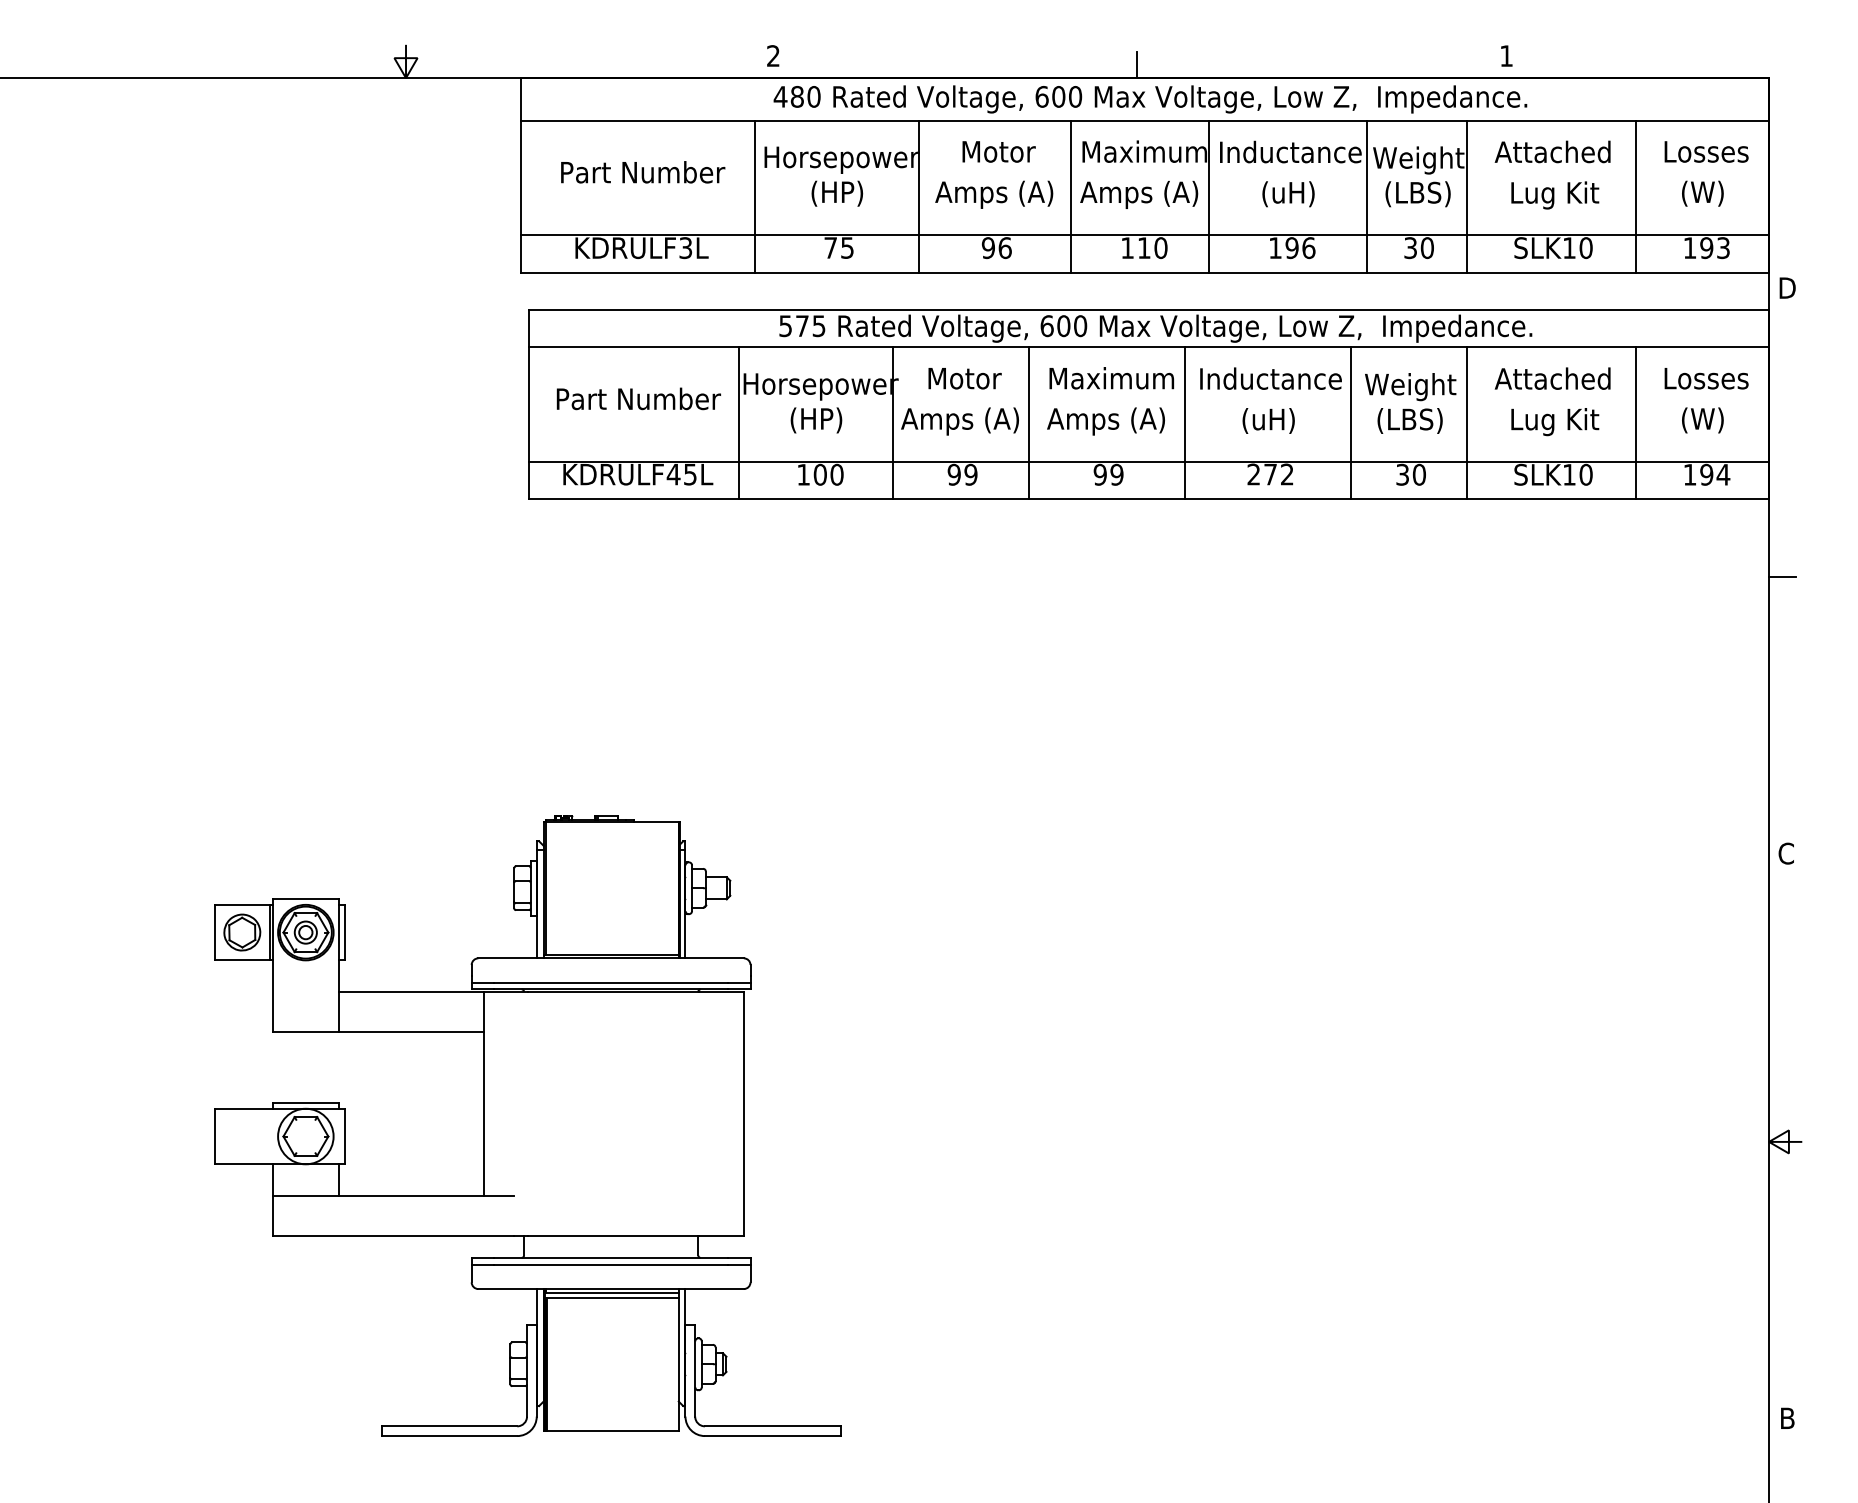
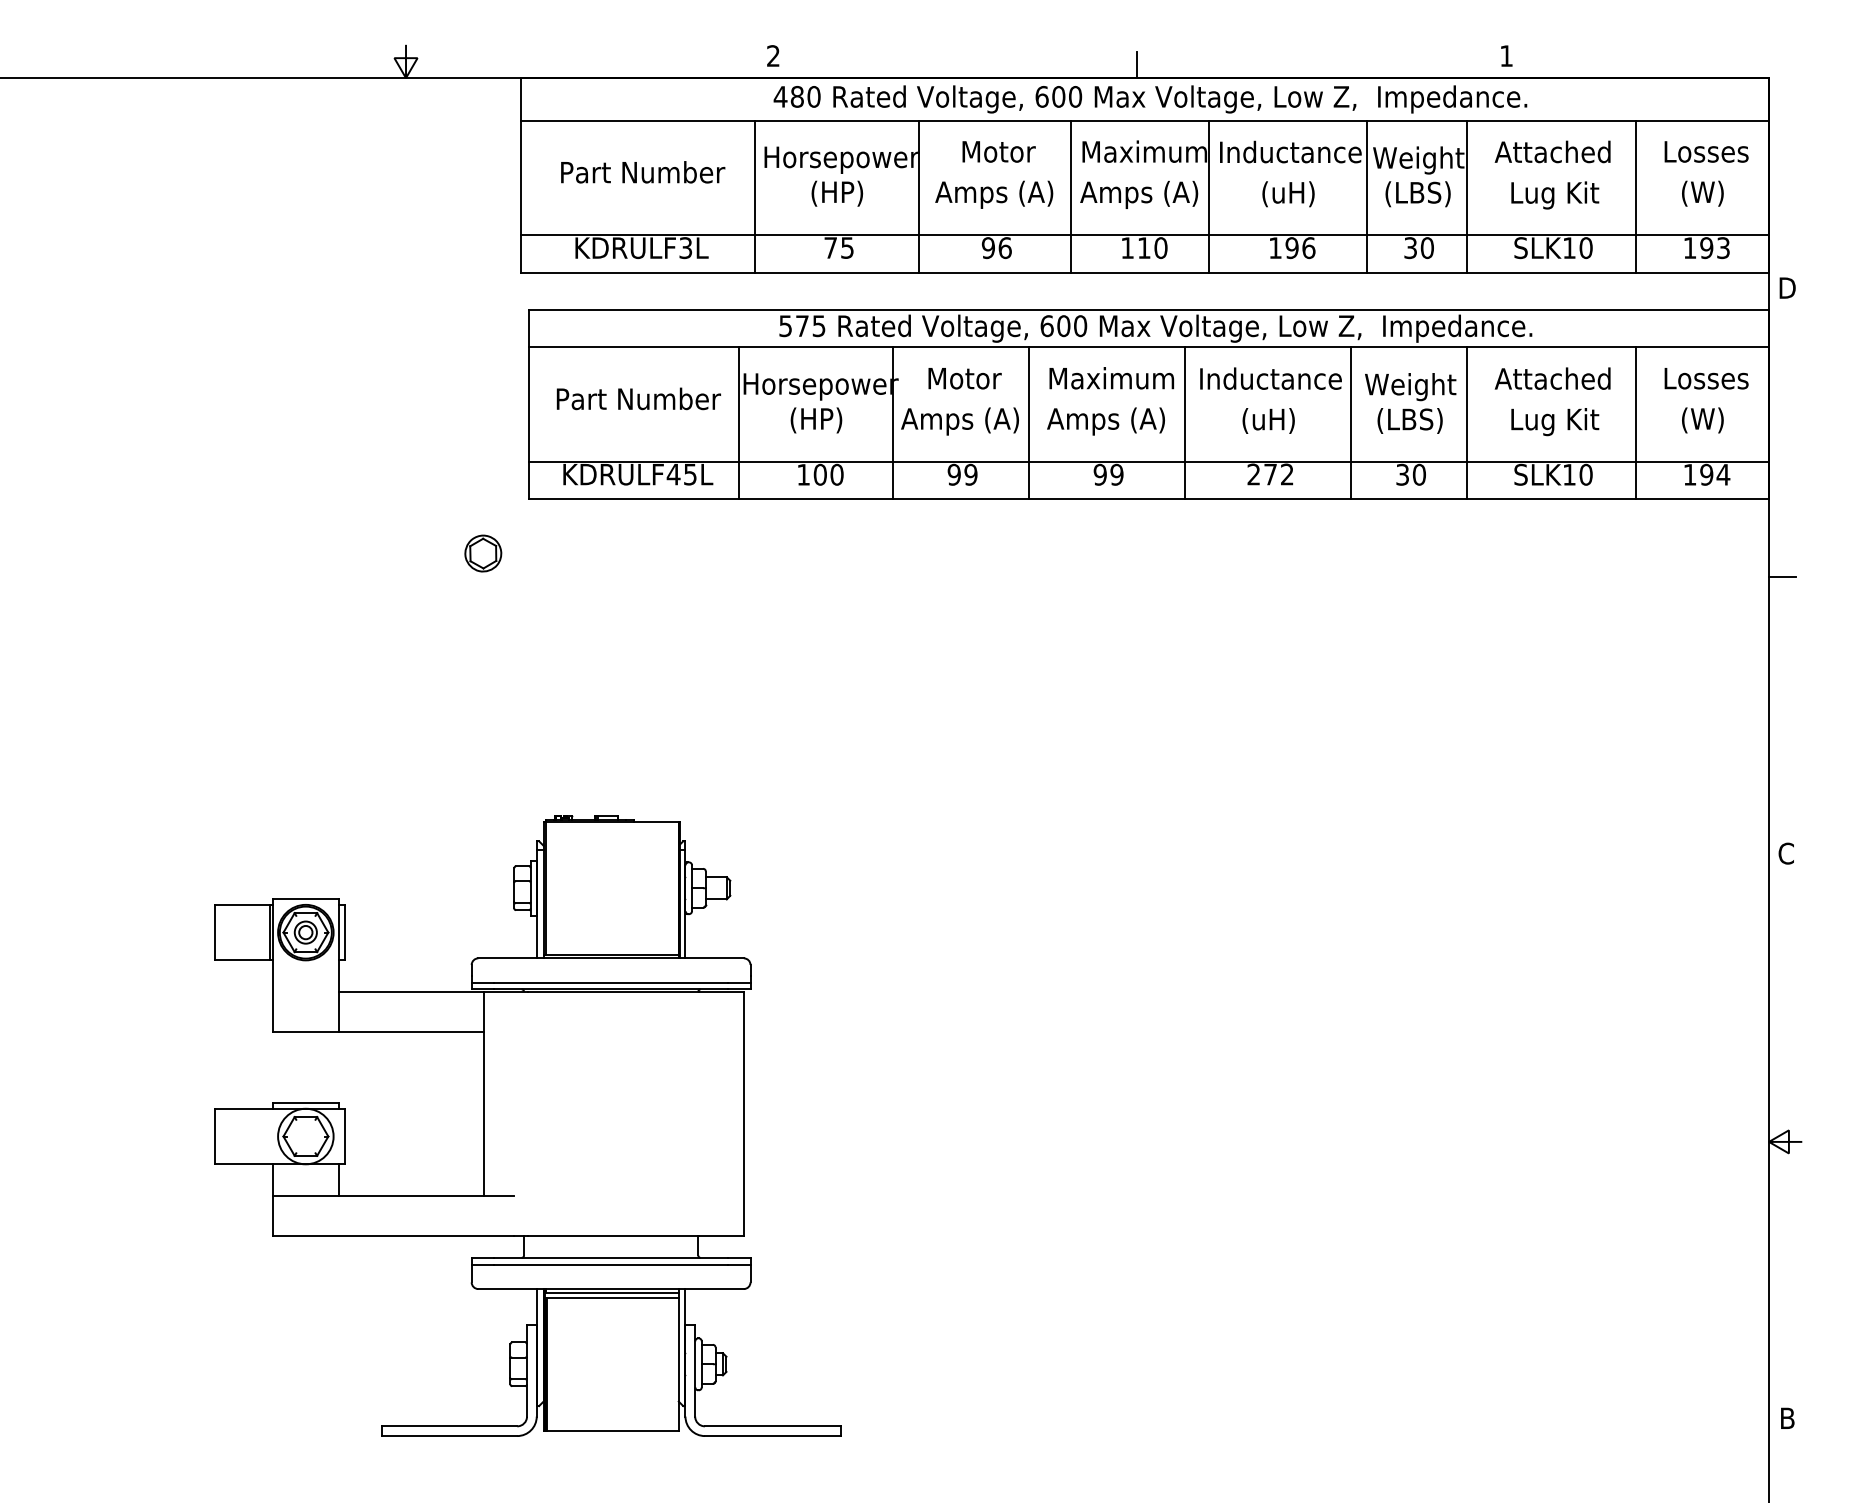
part position: (242, 932) -> (483, 553) (483, 553)
